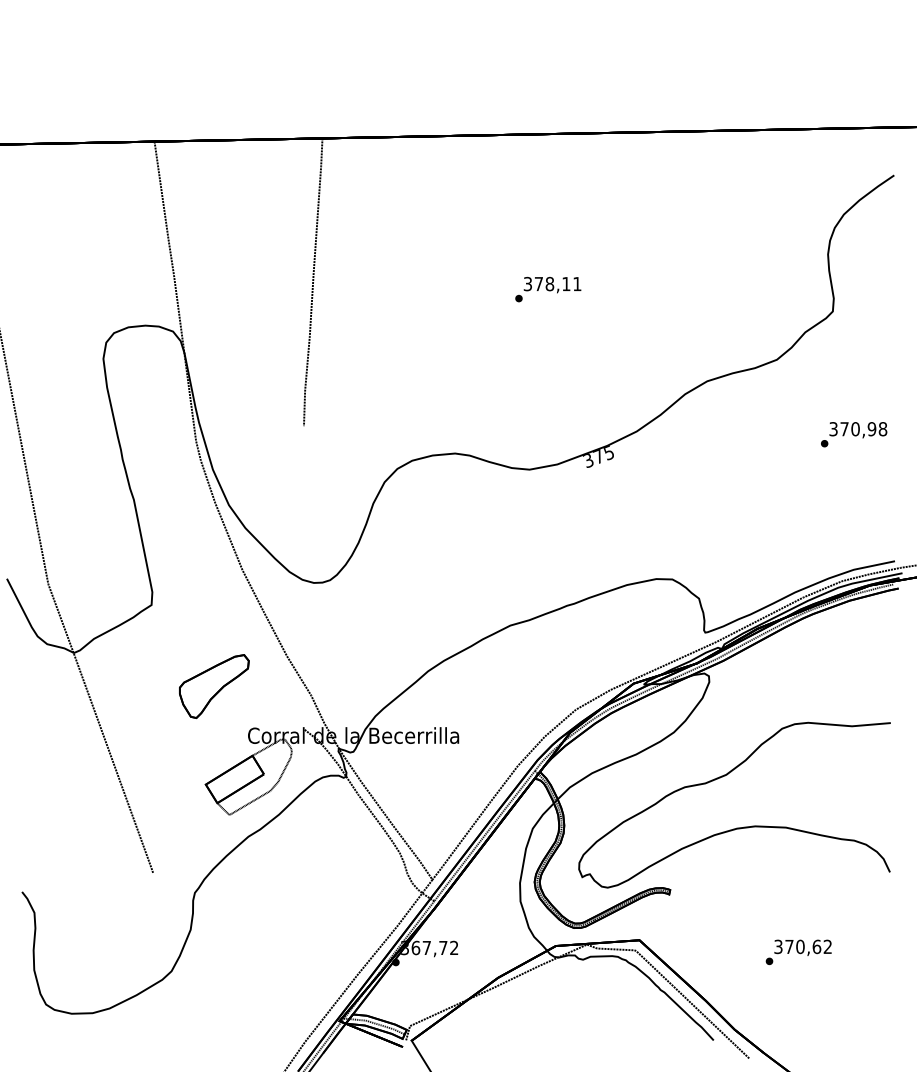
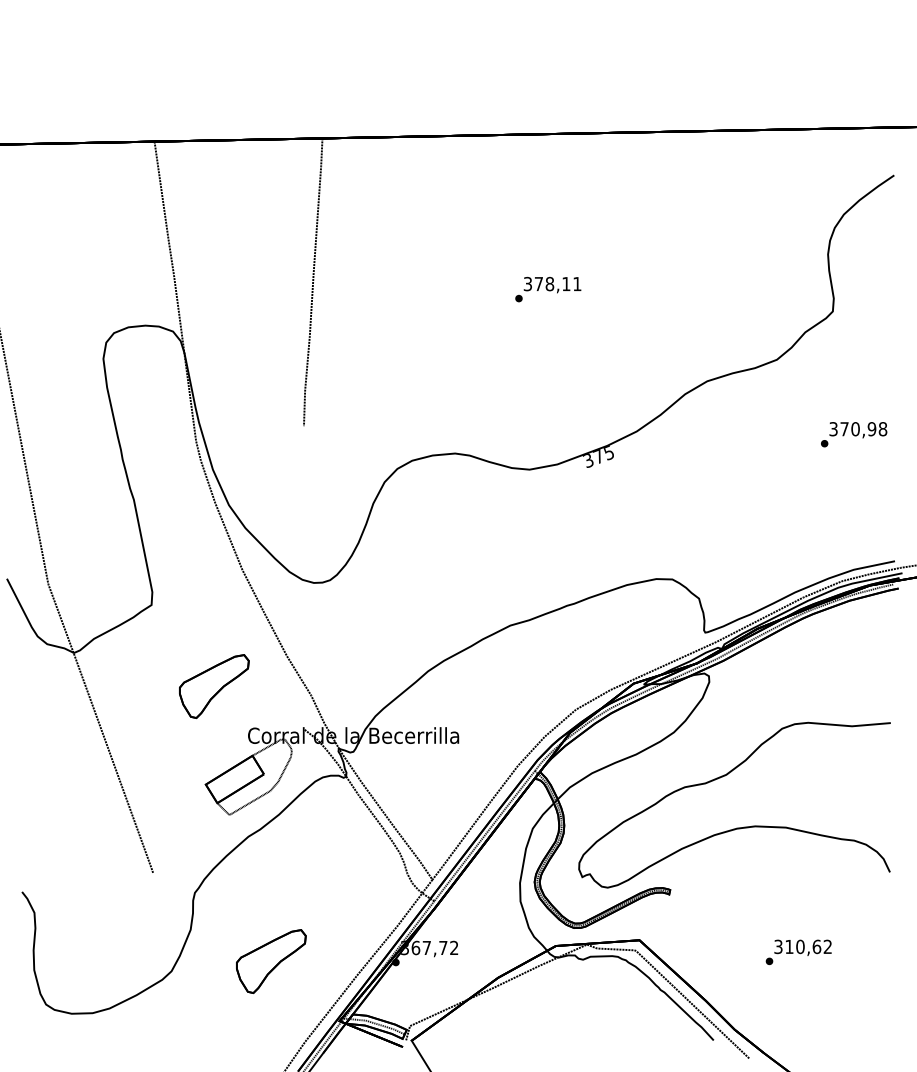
text: 370,62 -> 310,62 (789, 946)
part: none -> present (271, 961)
